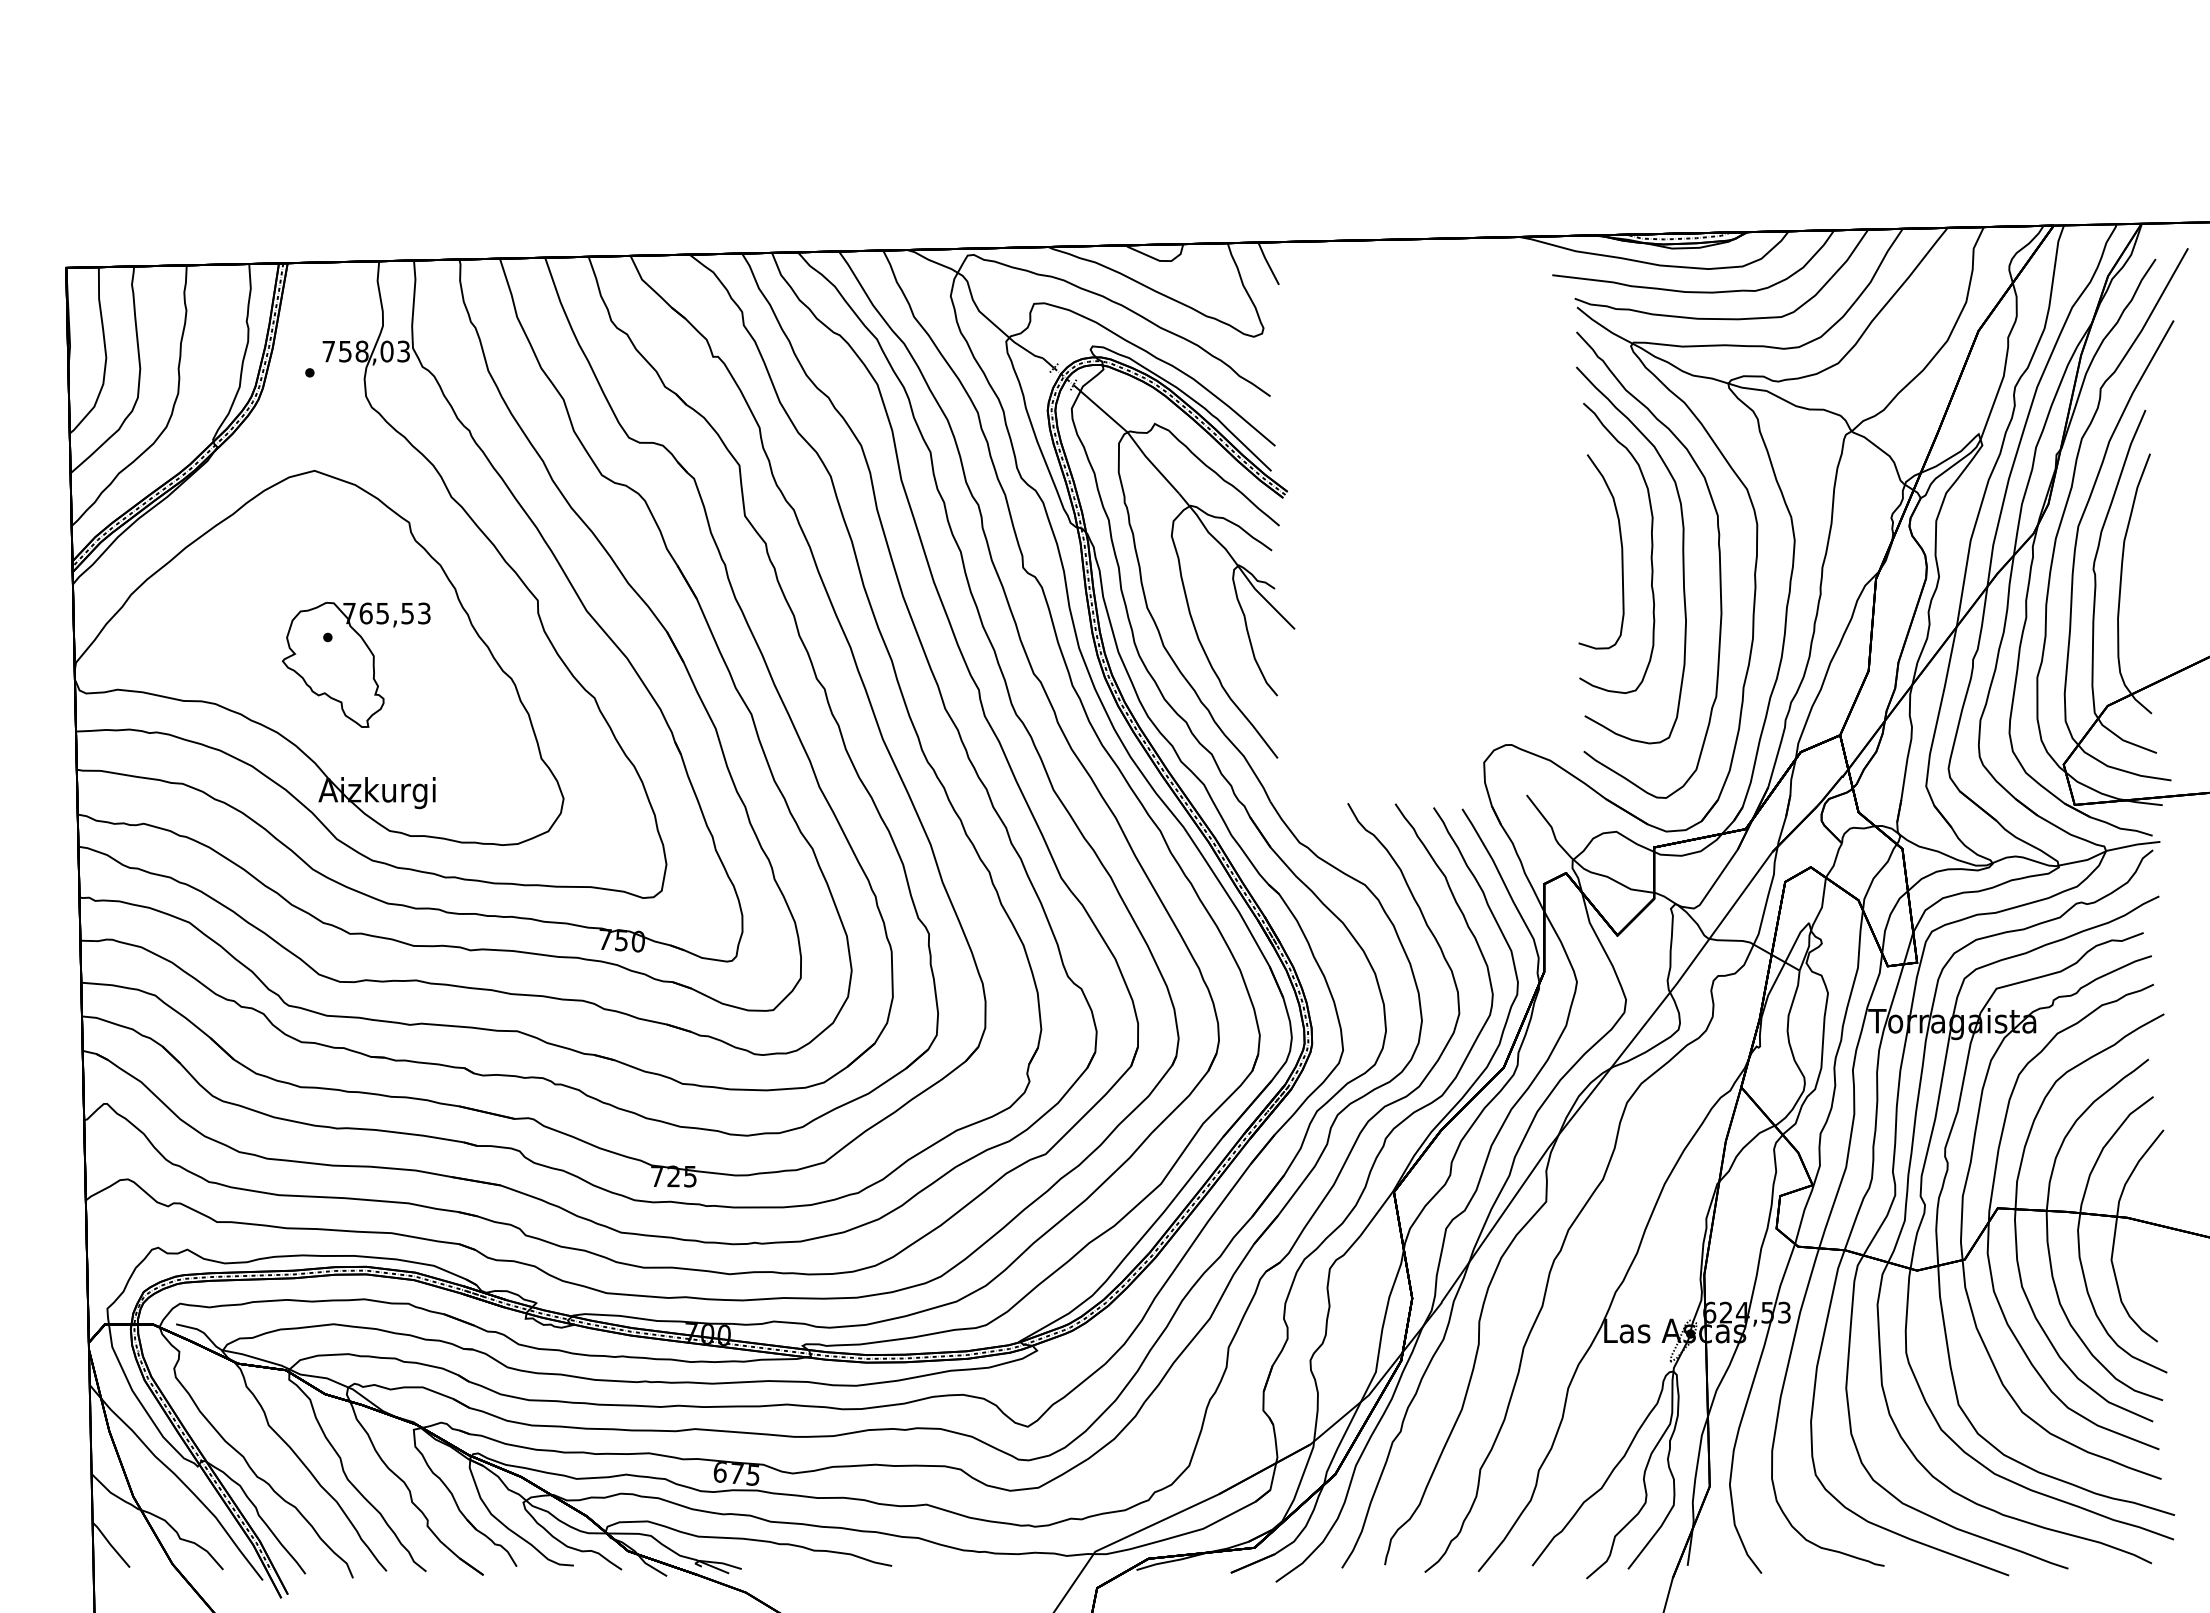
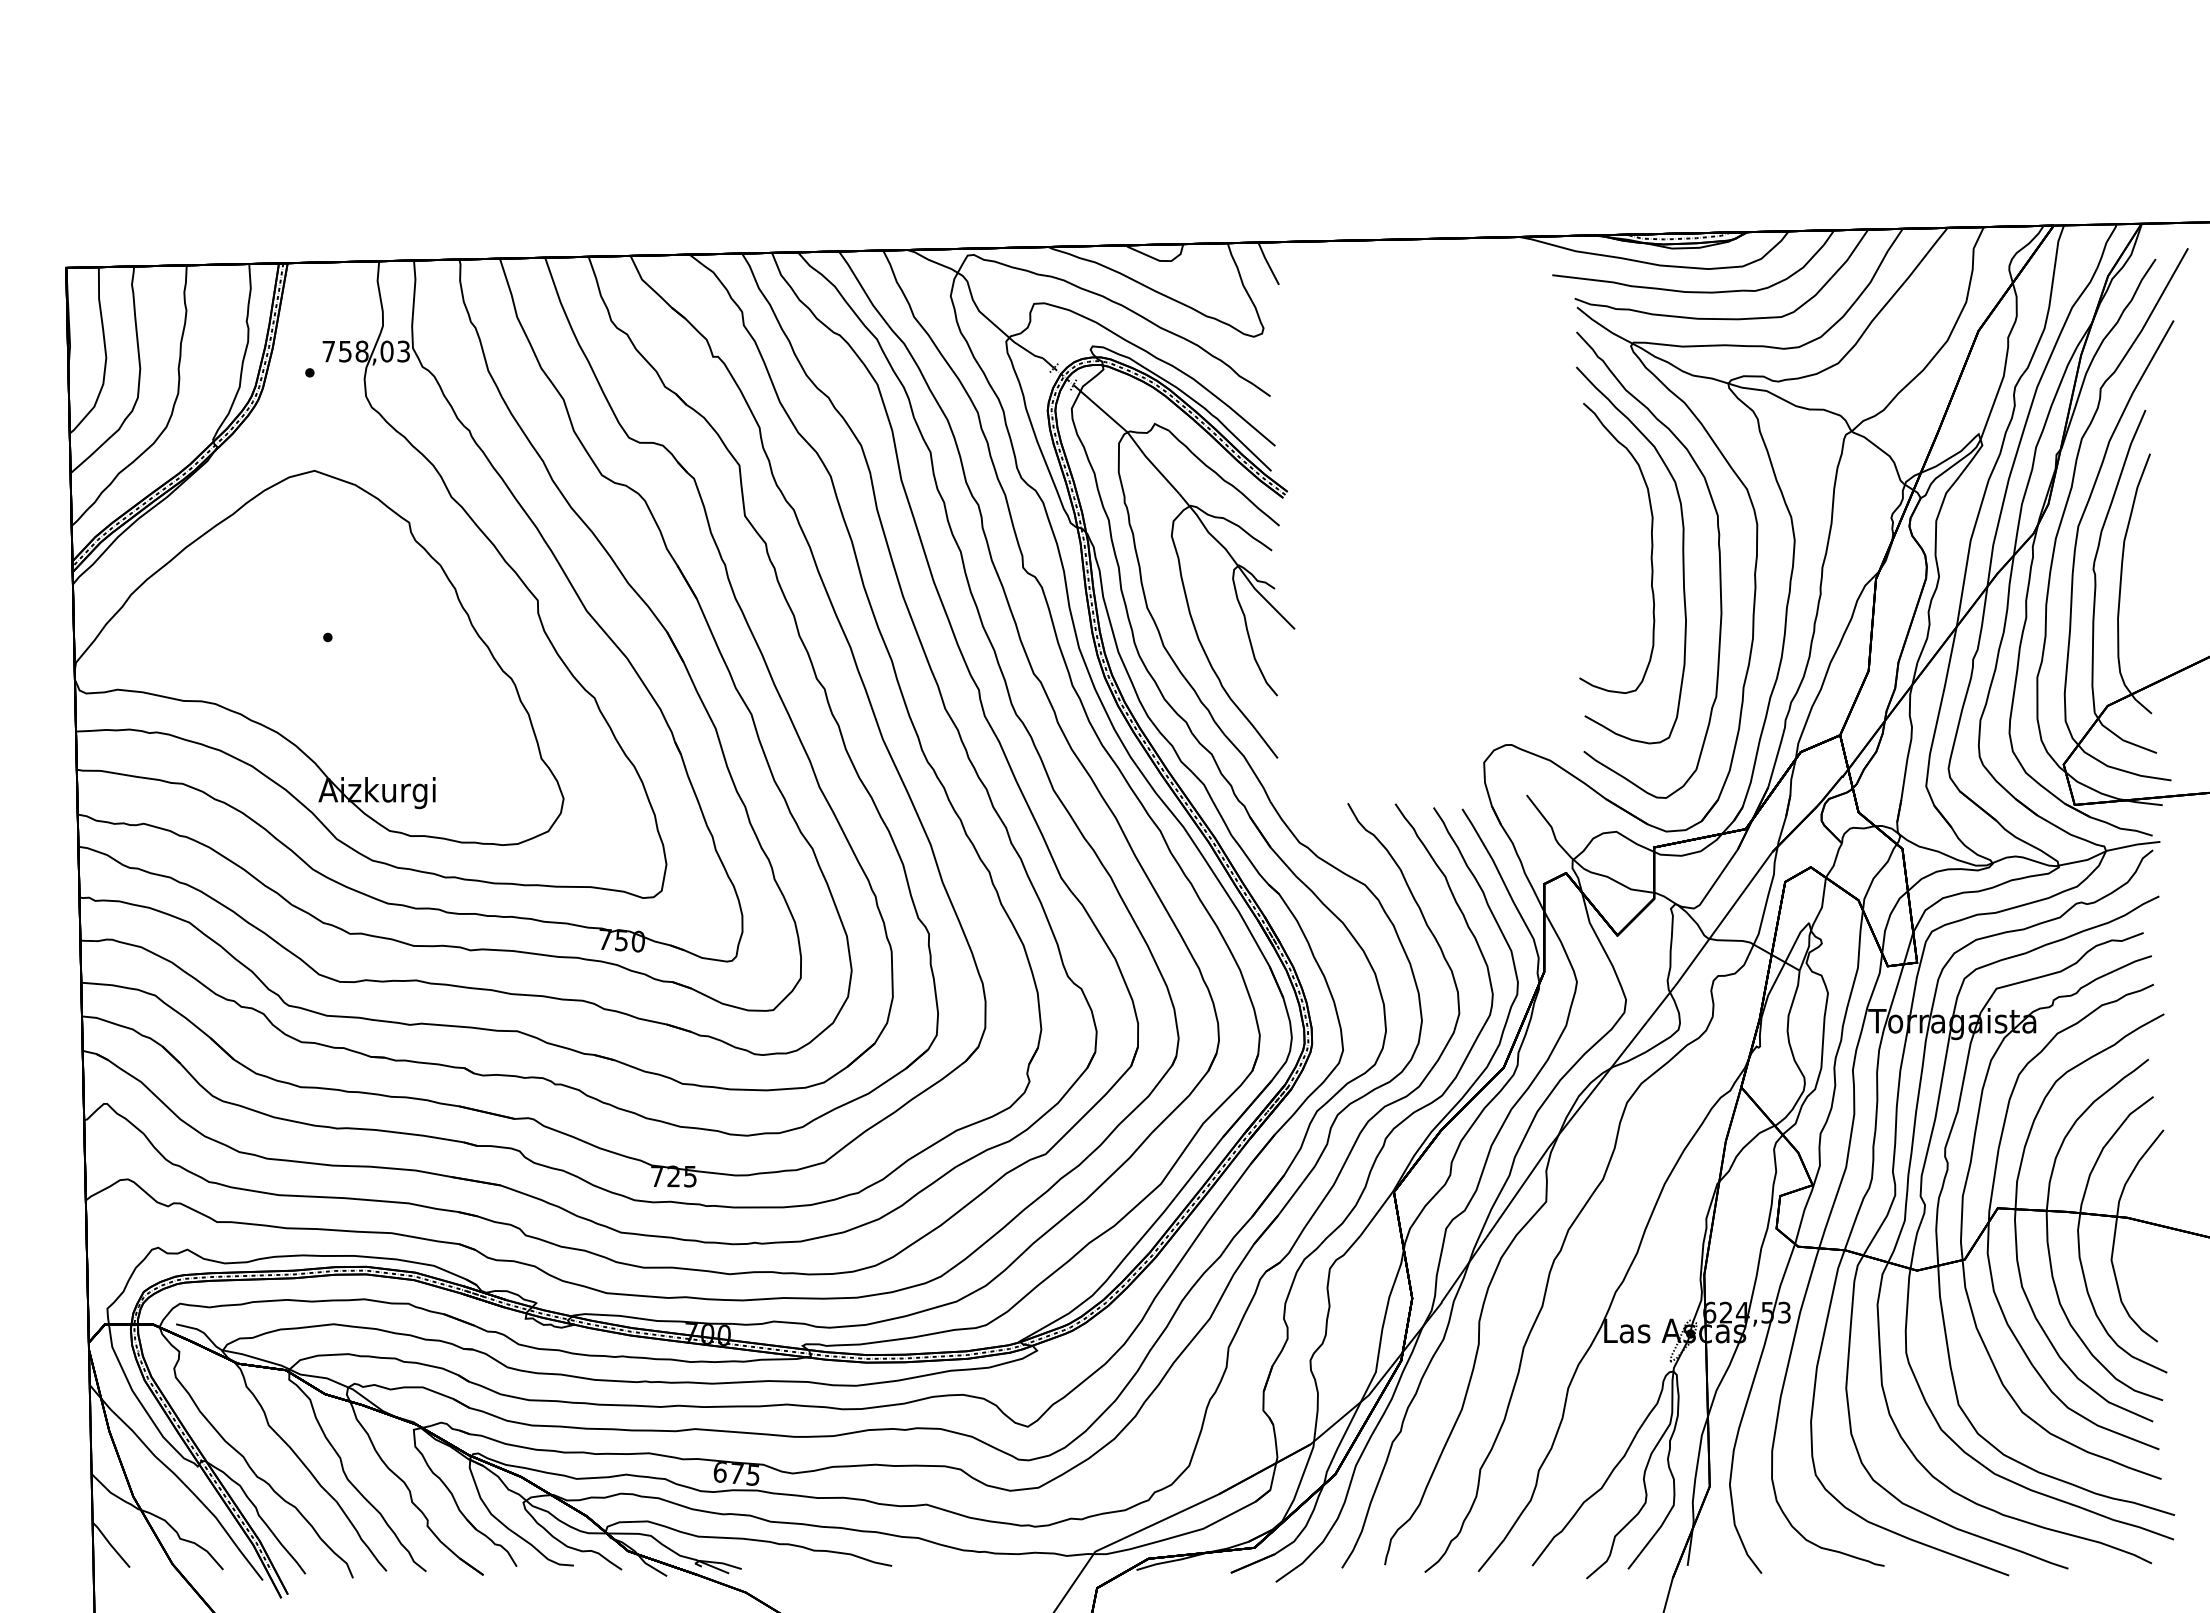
curve: present -> none (1621, 551)
part: present -> none (355, 664)
